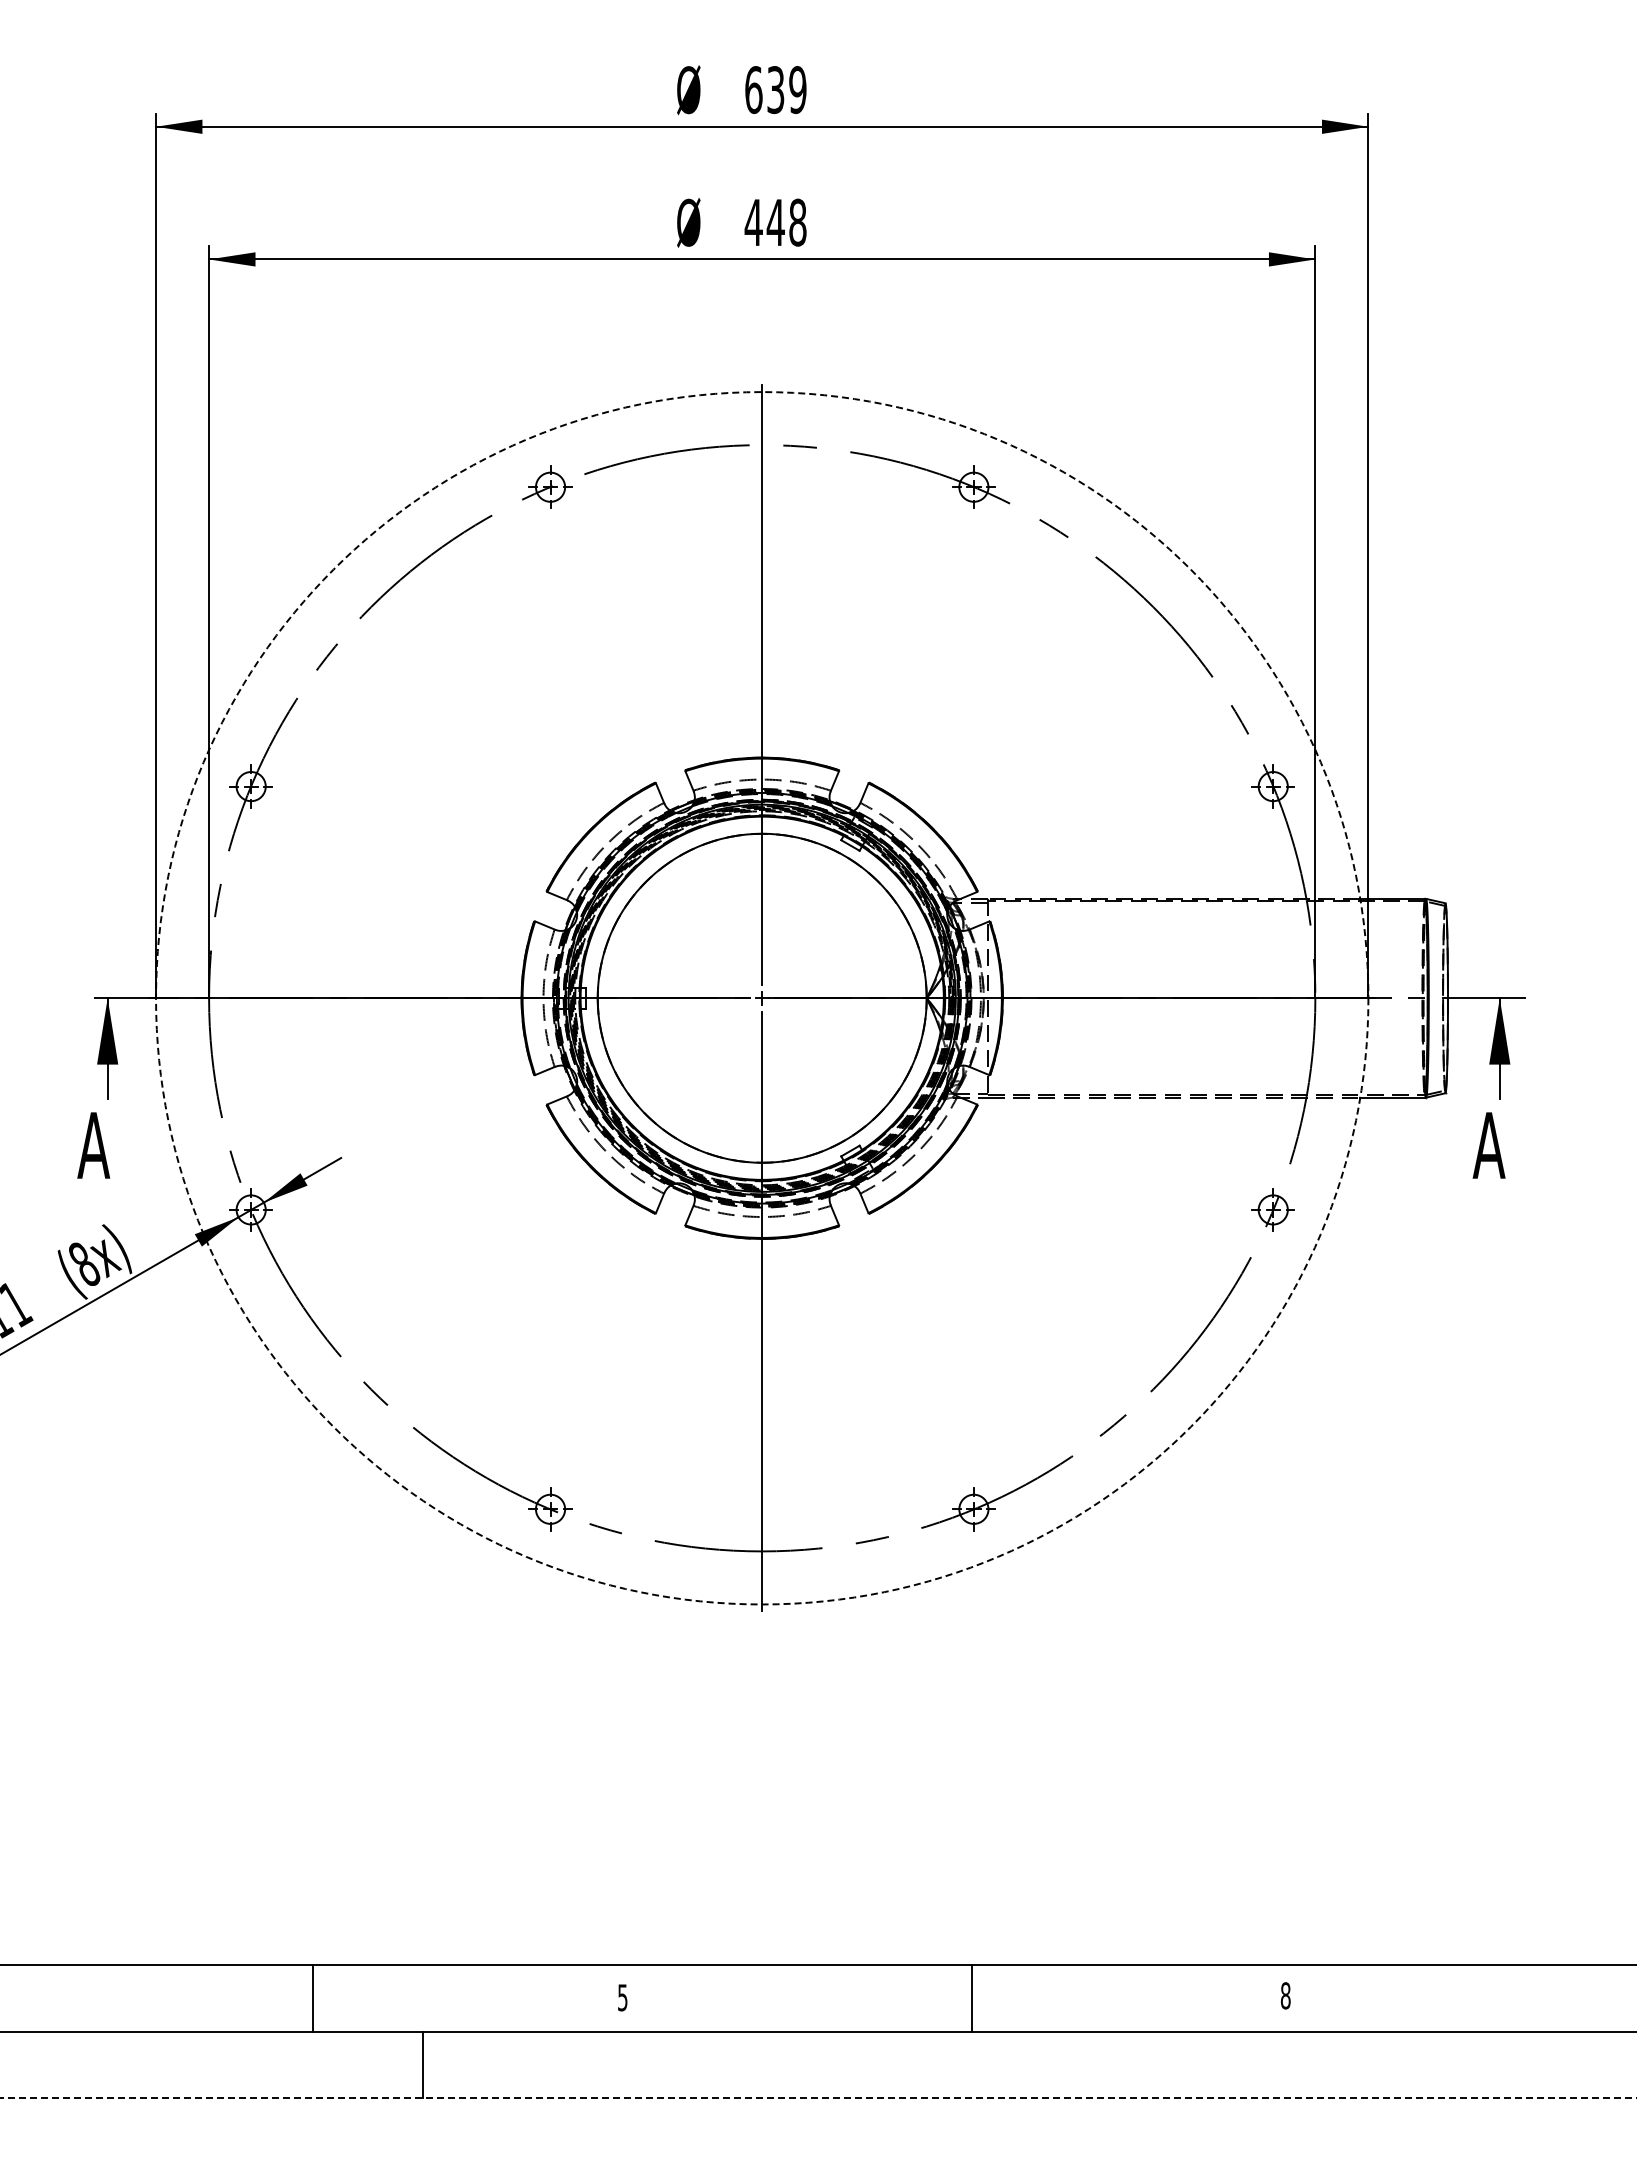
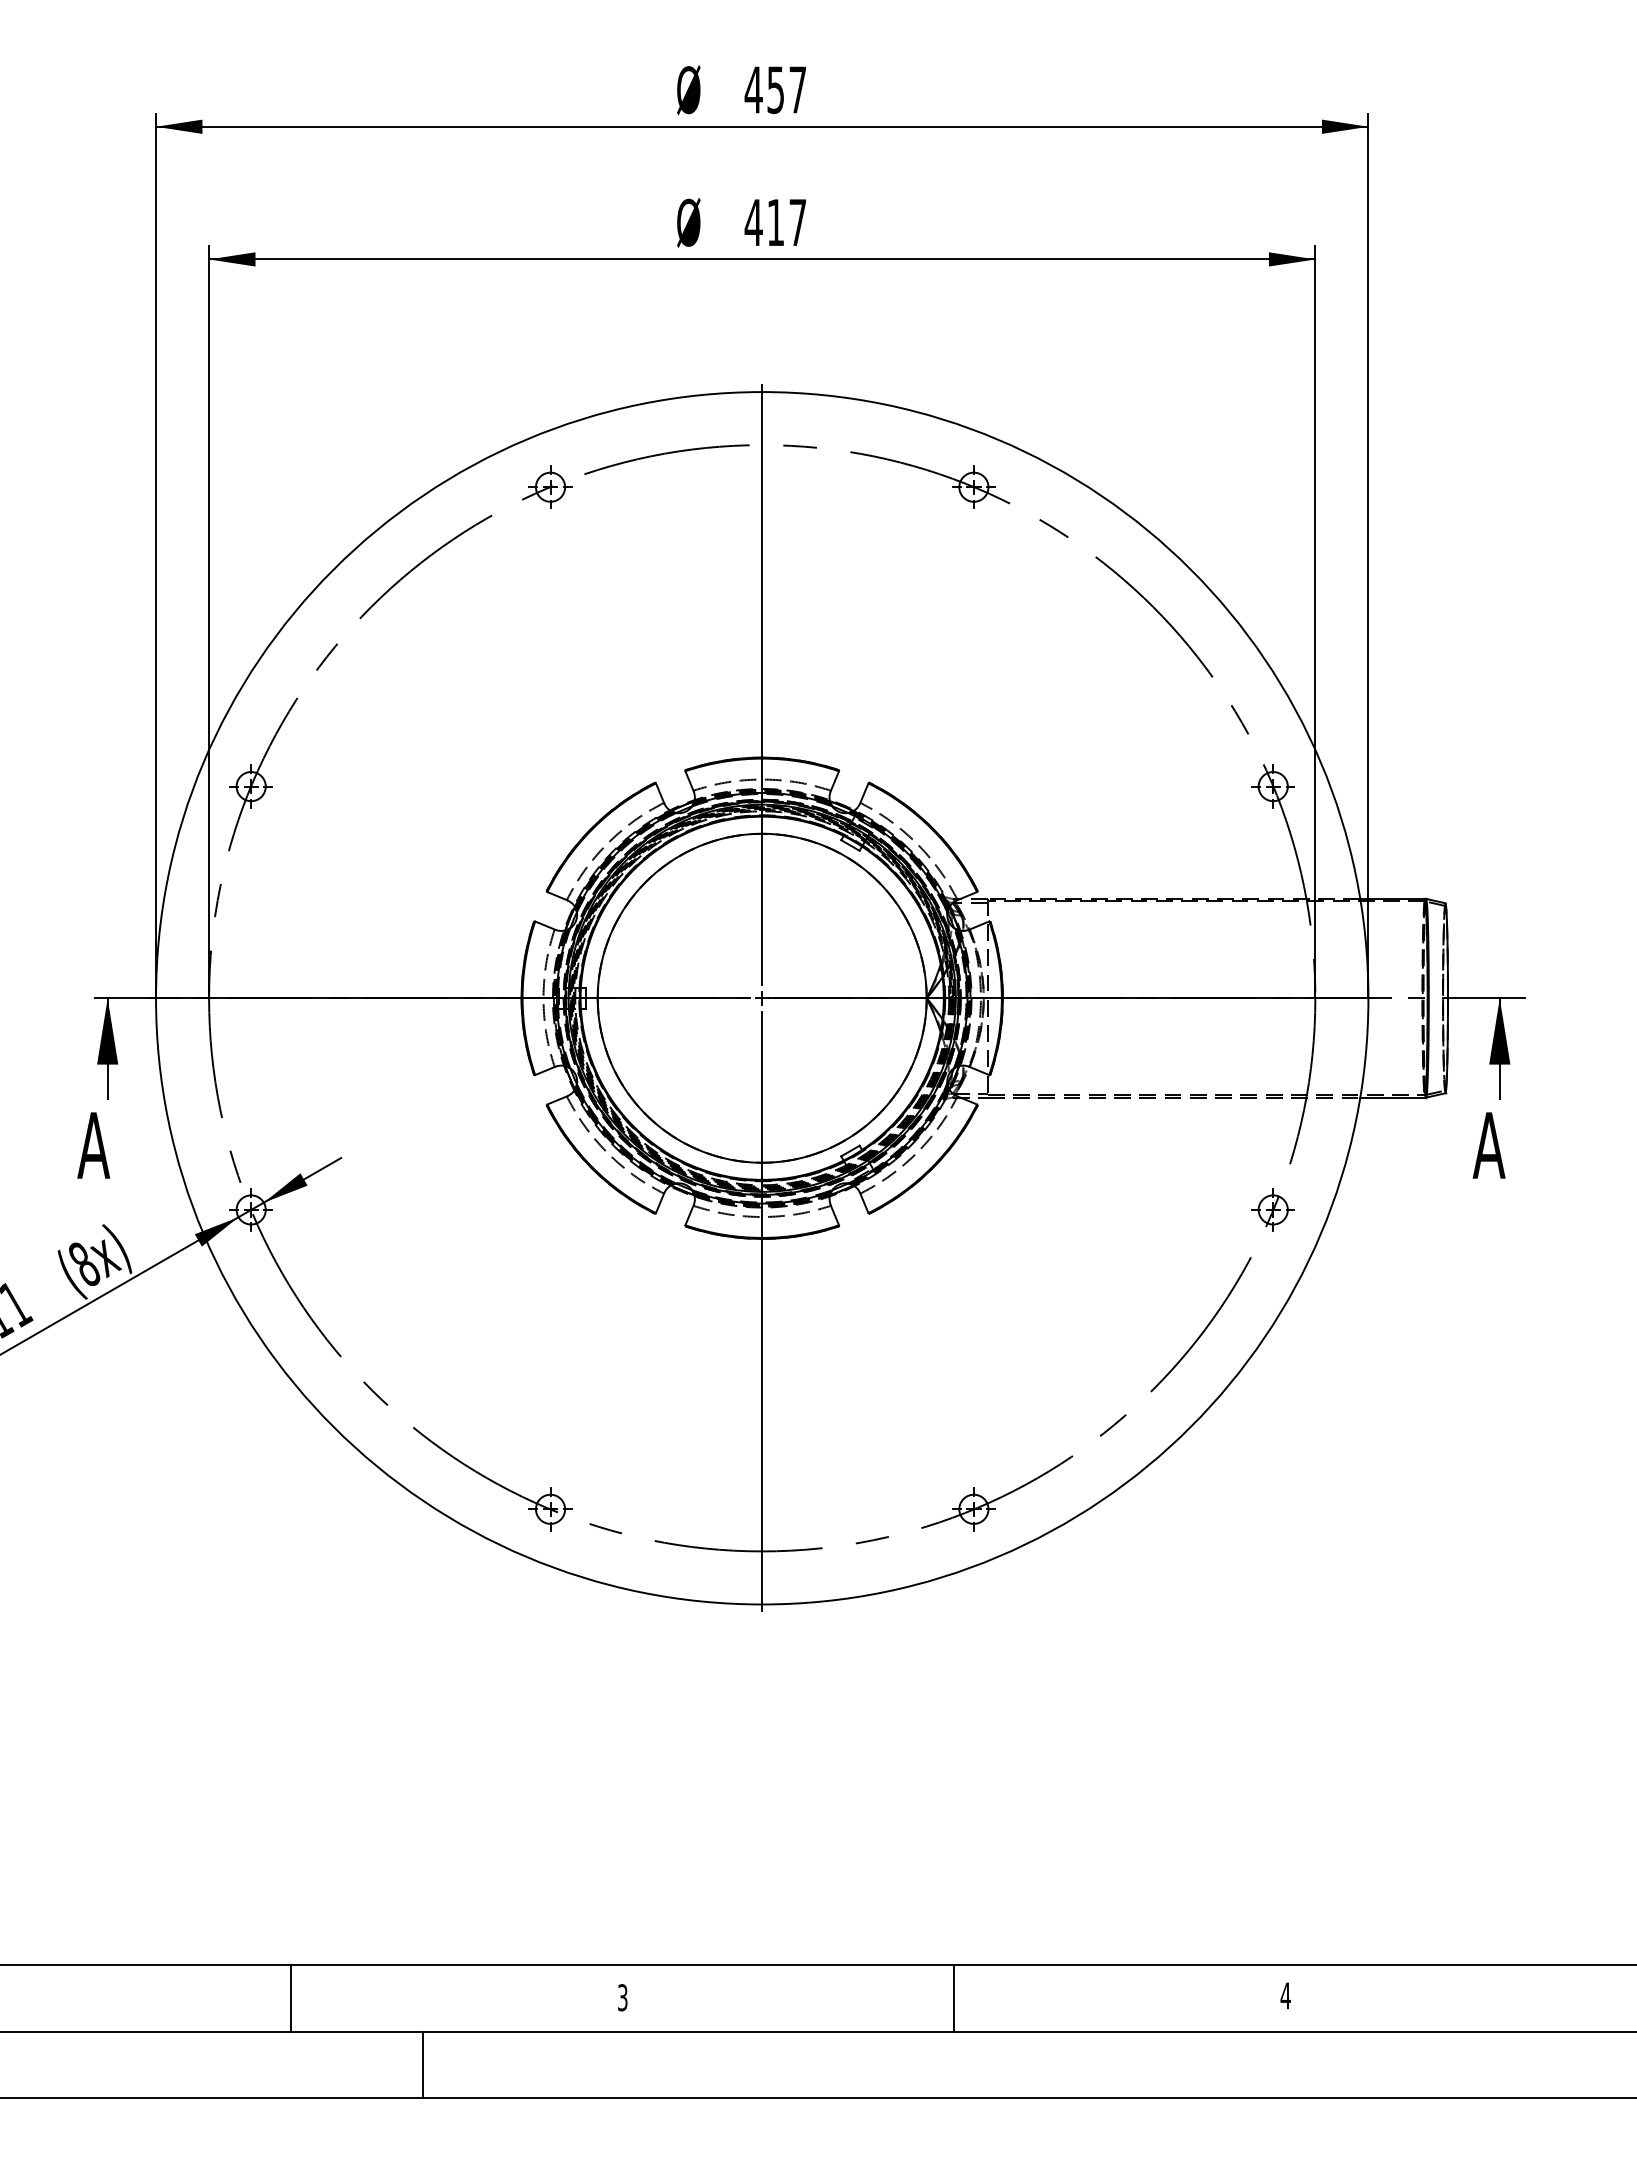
text: 639 -> 457 (775, 90)
text: 448 -> 417 (786, 222)
circle: dashed -> solid (762, 998)
text: 8 -> 4 (1285, 1995)
text: 5 -> 3 (622, 1997)
line position: (312, 1998) -> (290, 1998) (290, 1998)
line position: (971, 1998) -> (953, 1998) (953, 1998)
line: dashed -> solid (818, 2098)
